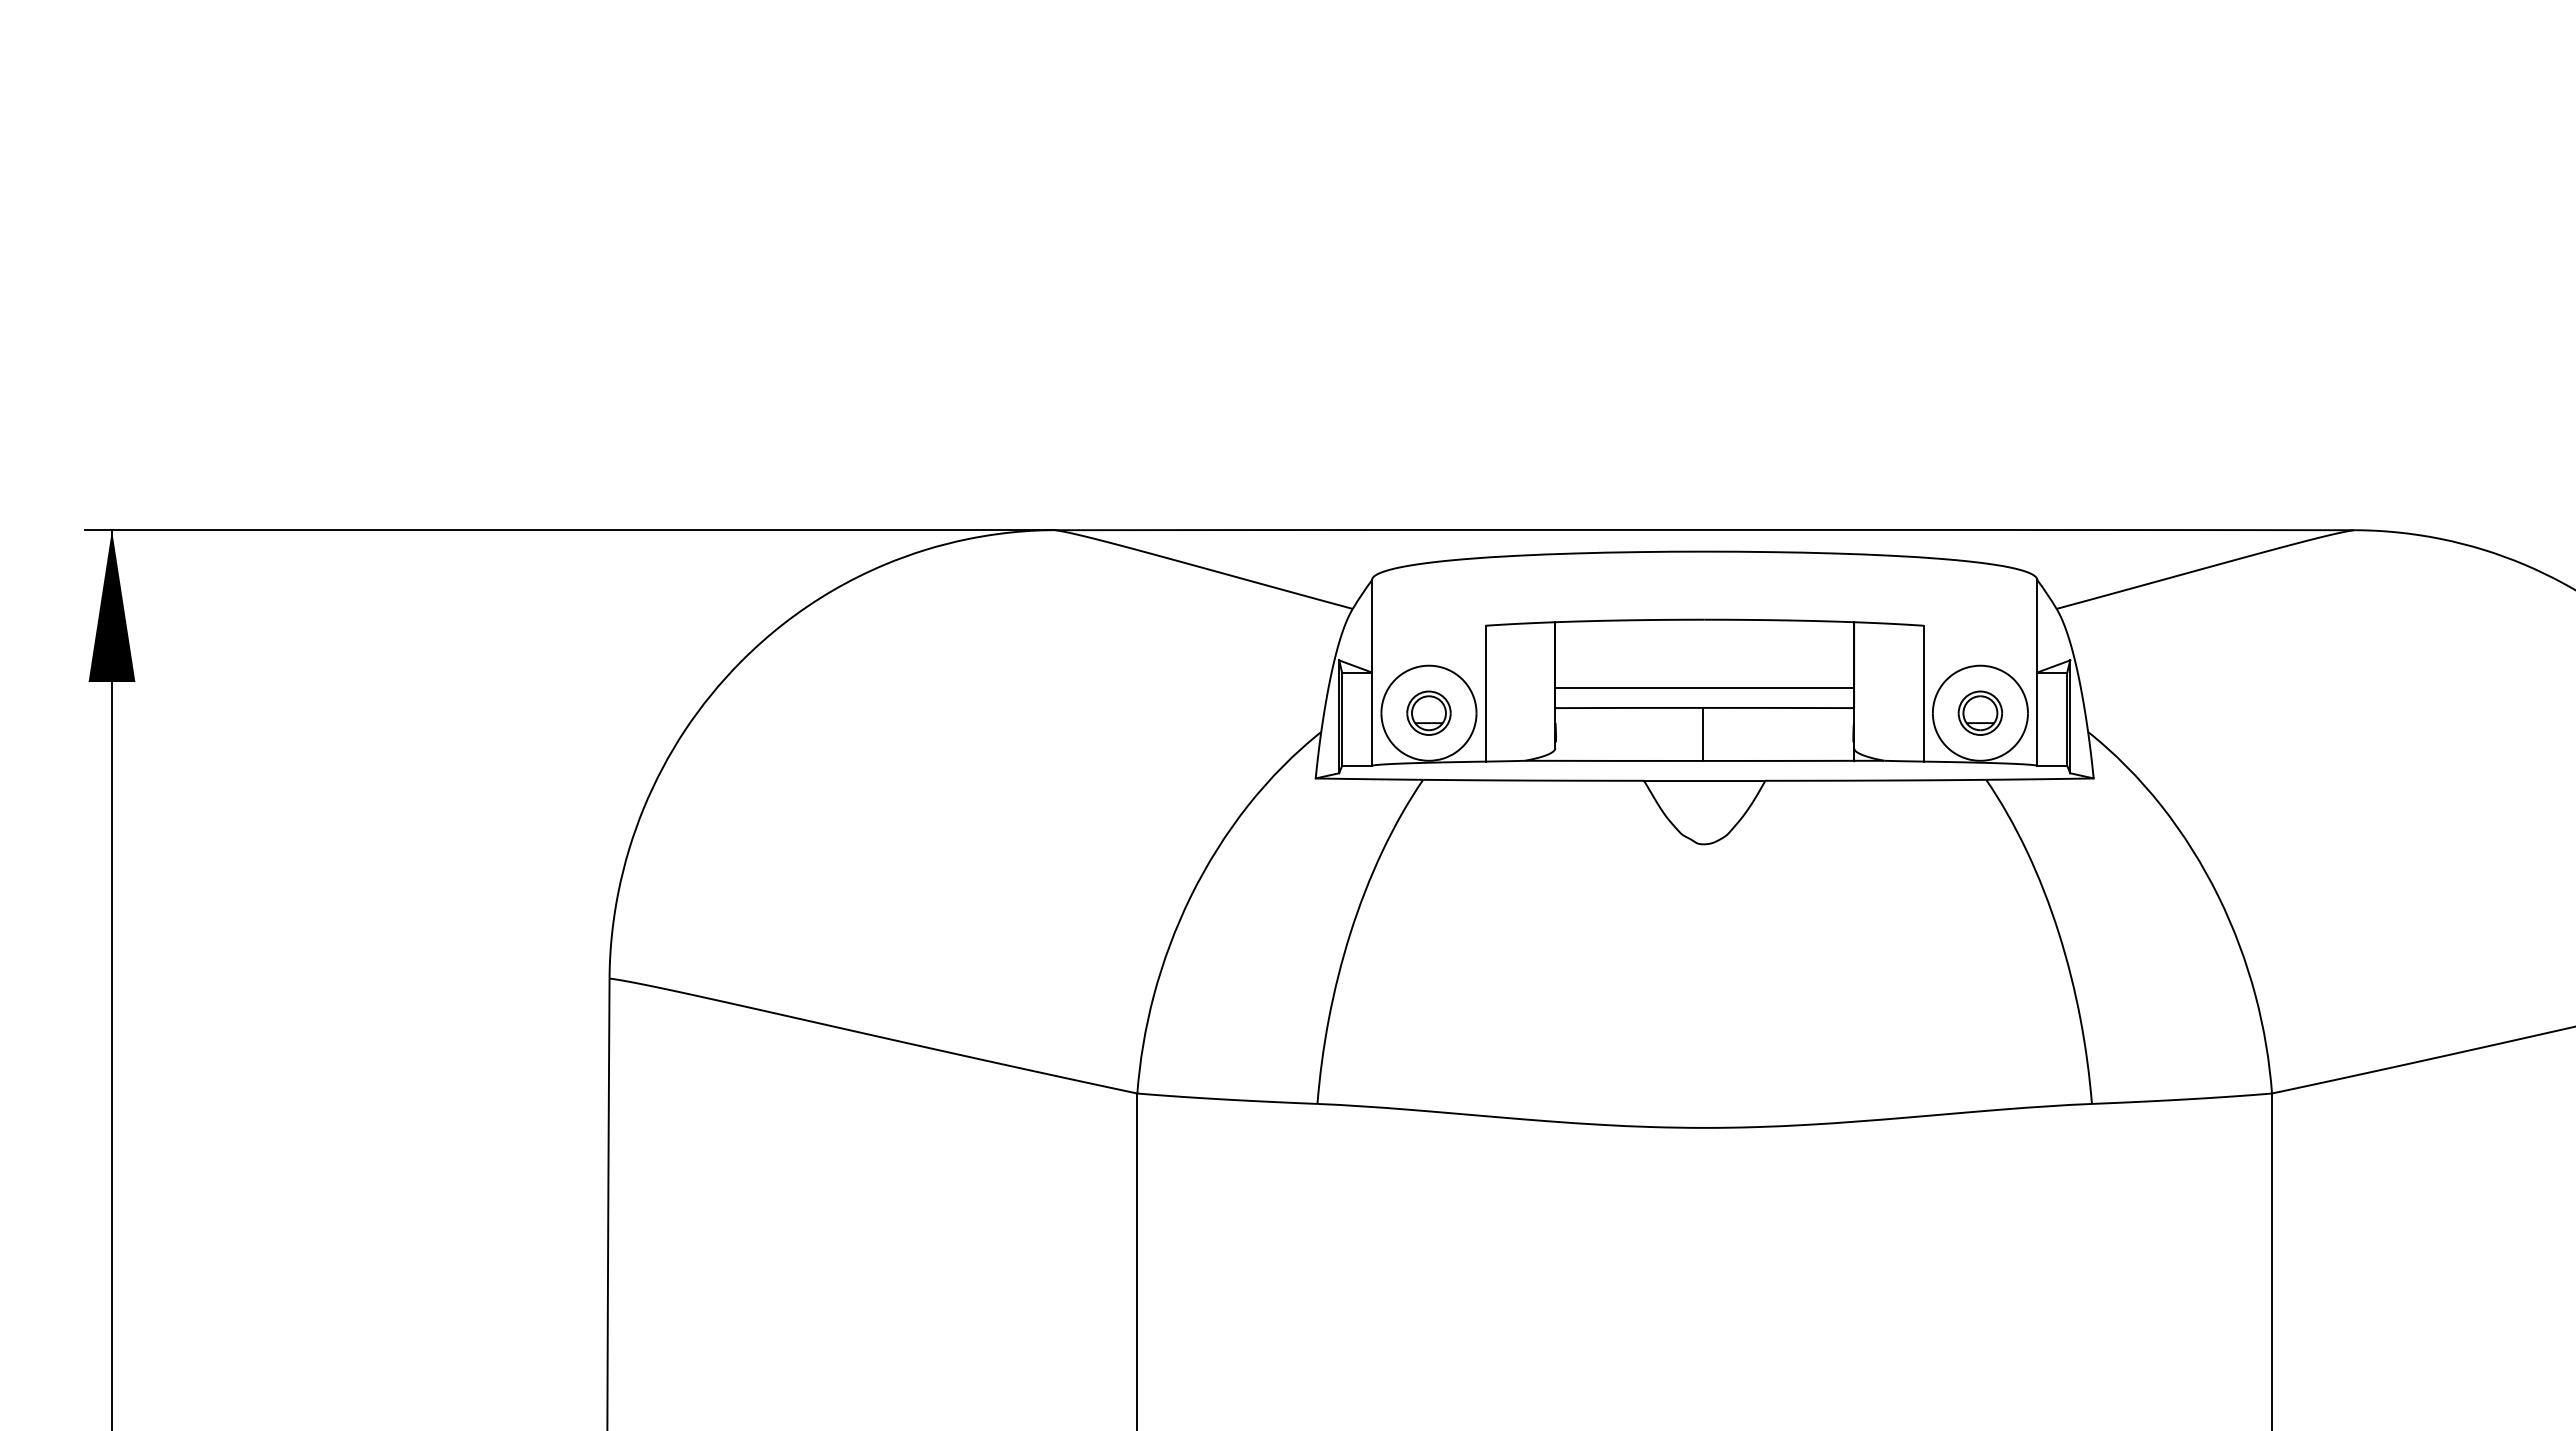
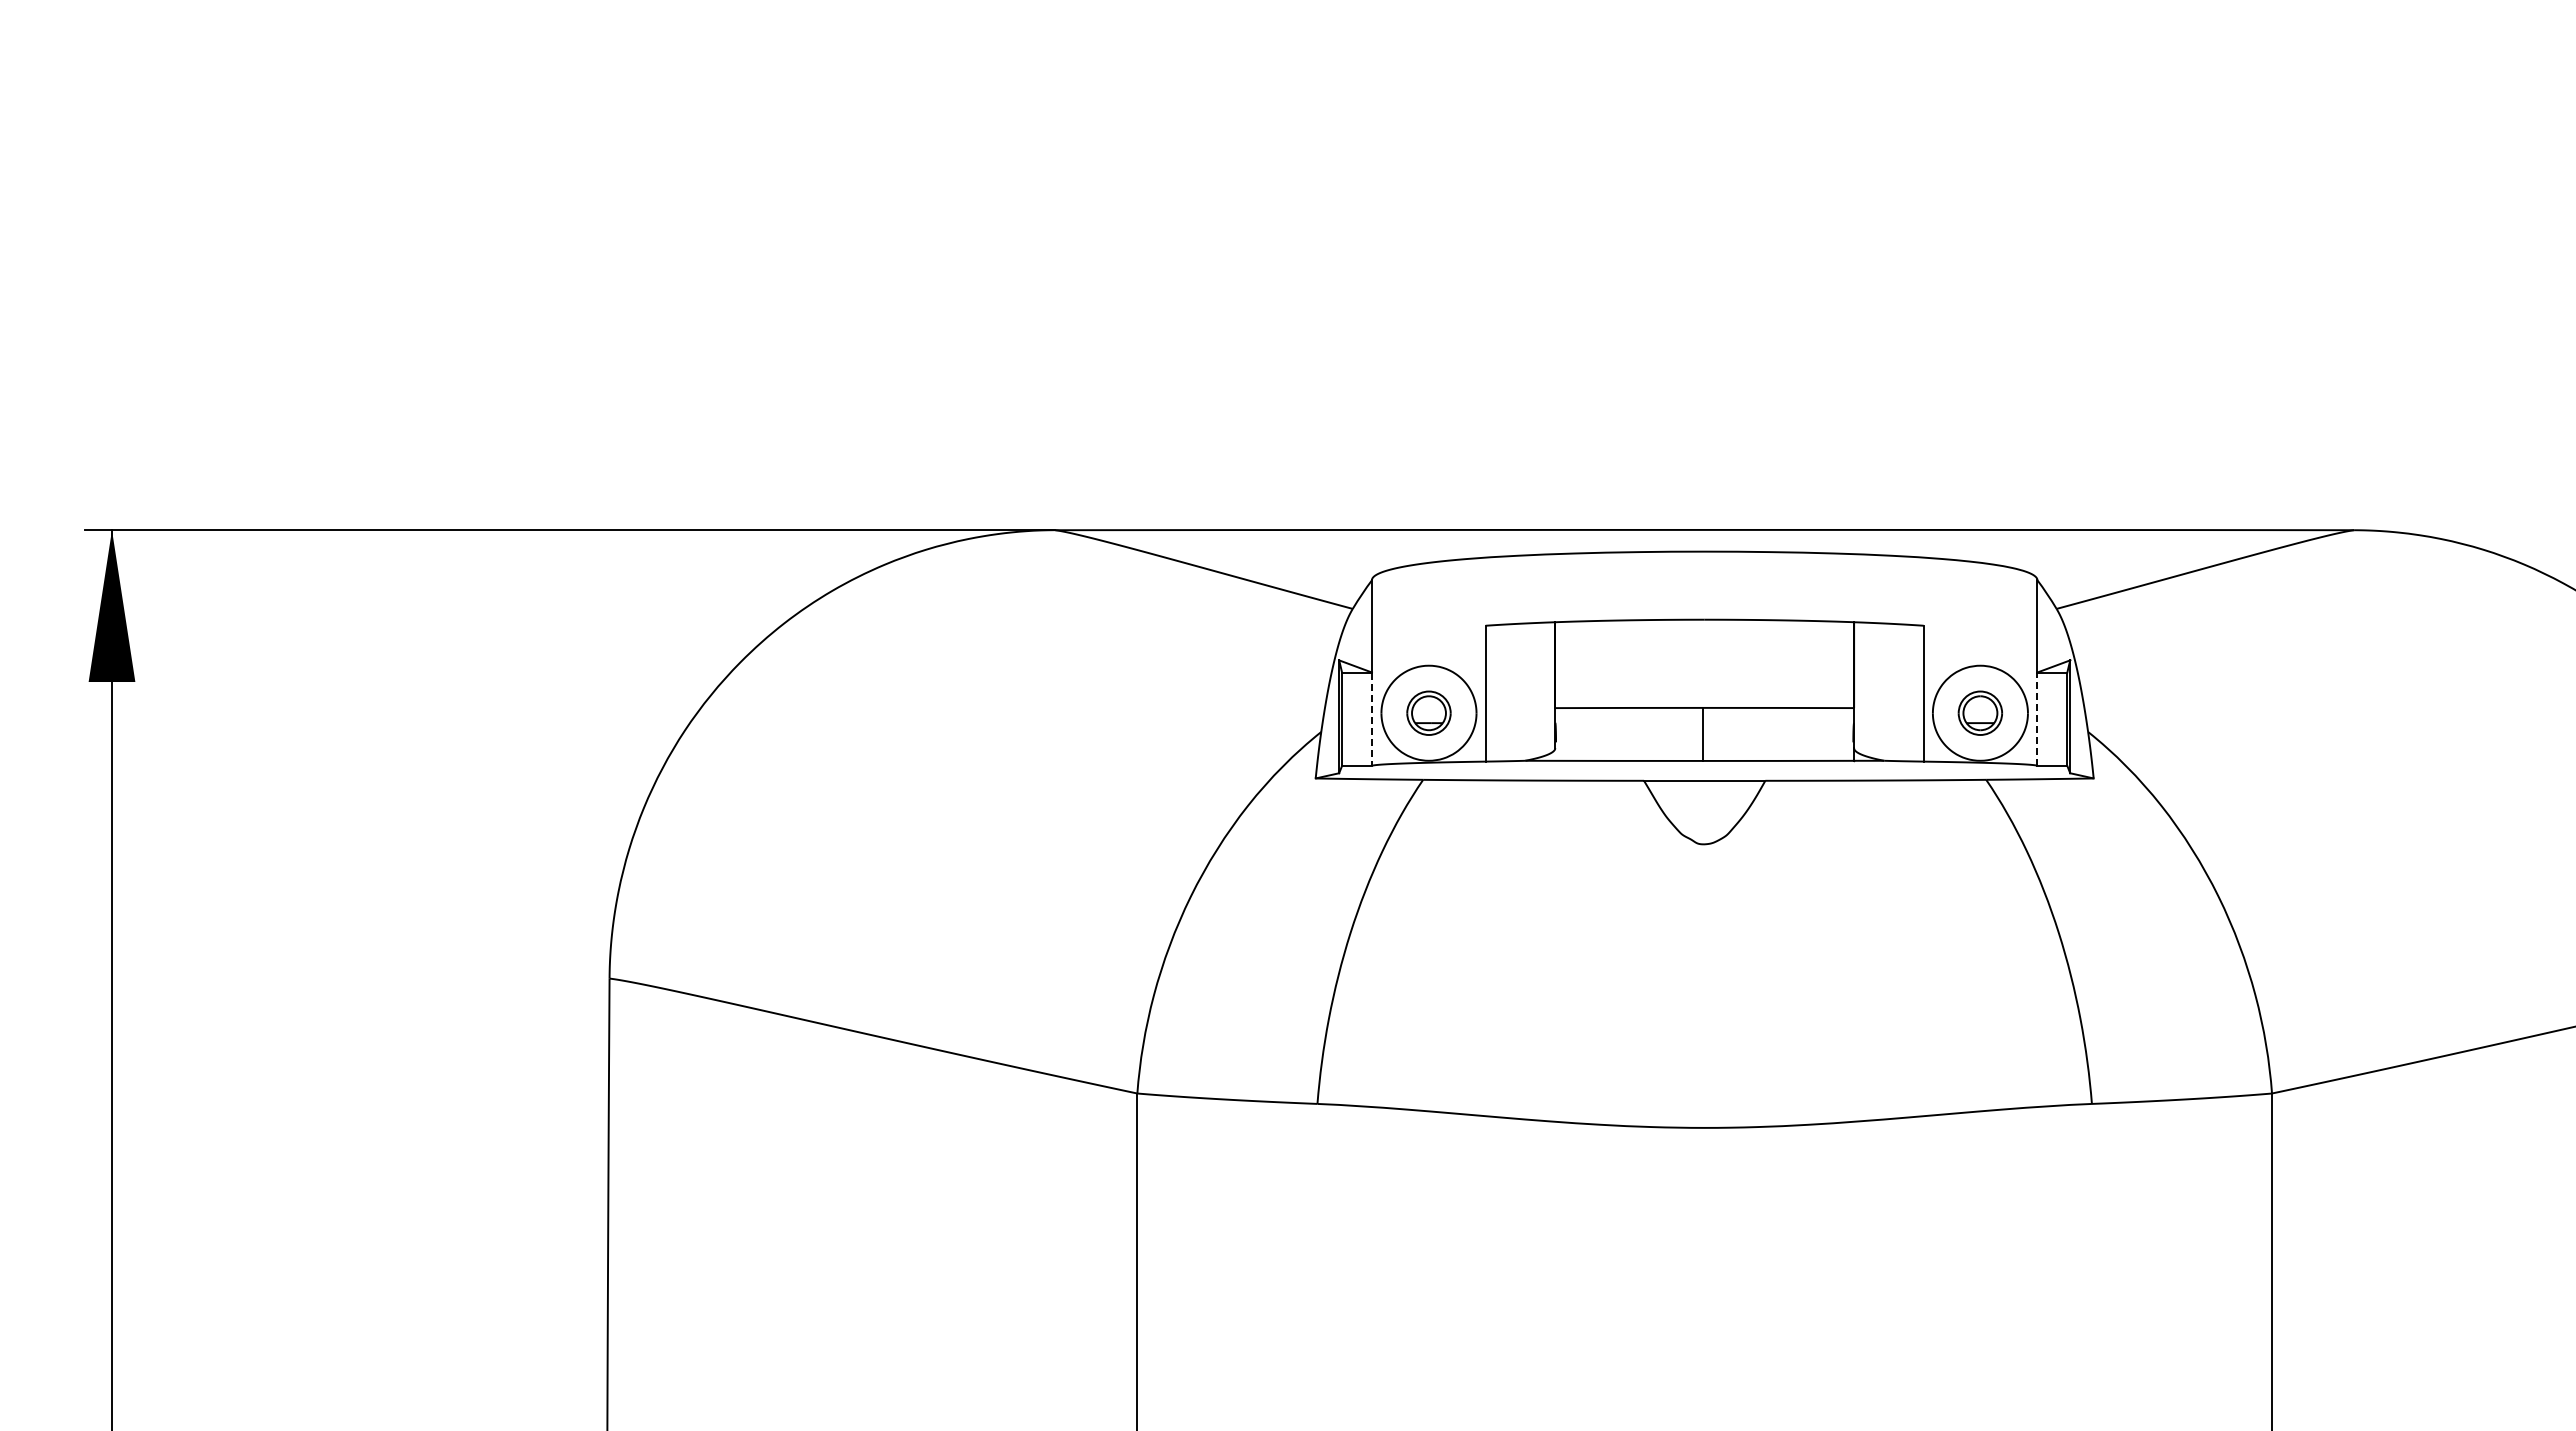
line: present -> none (1704, 687)
line: solid -> dashed (1371, 719)
line: solid -> dashed (2037, 719)
